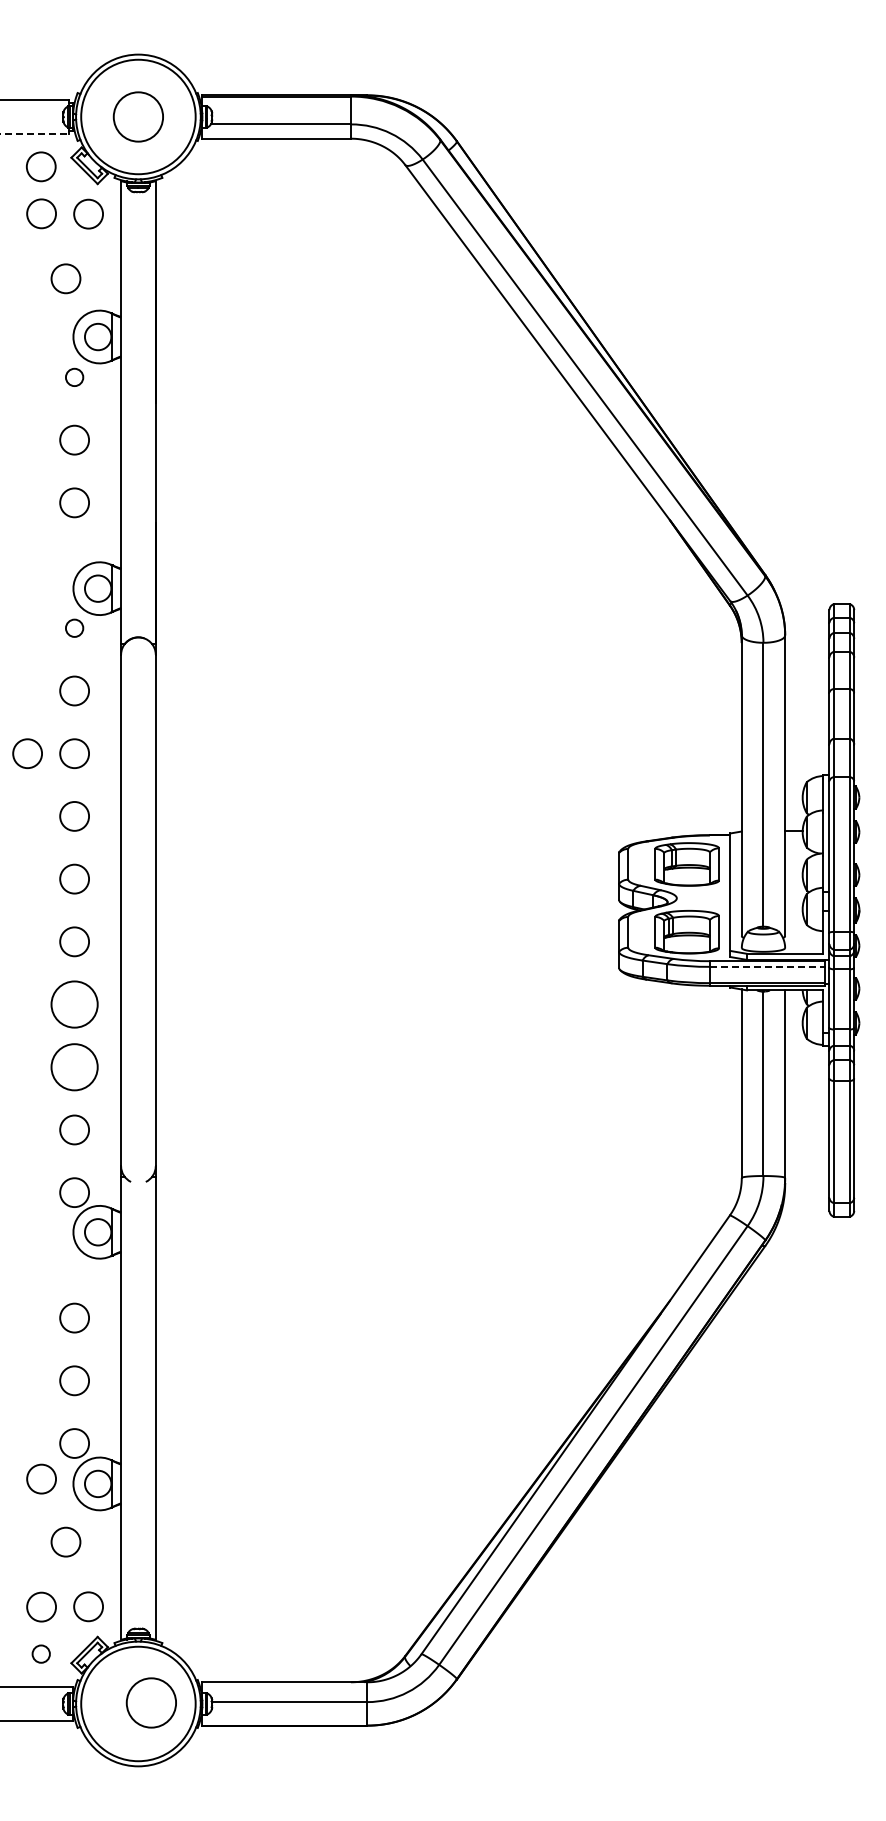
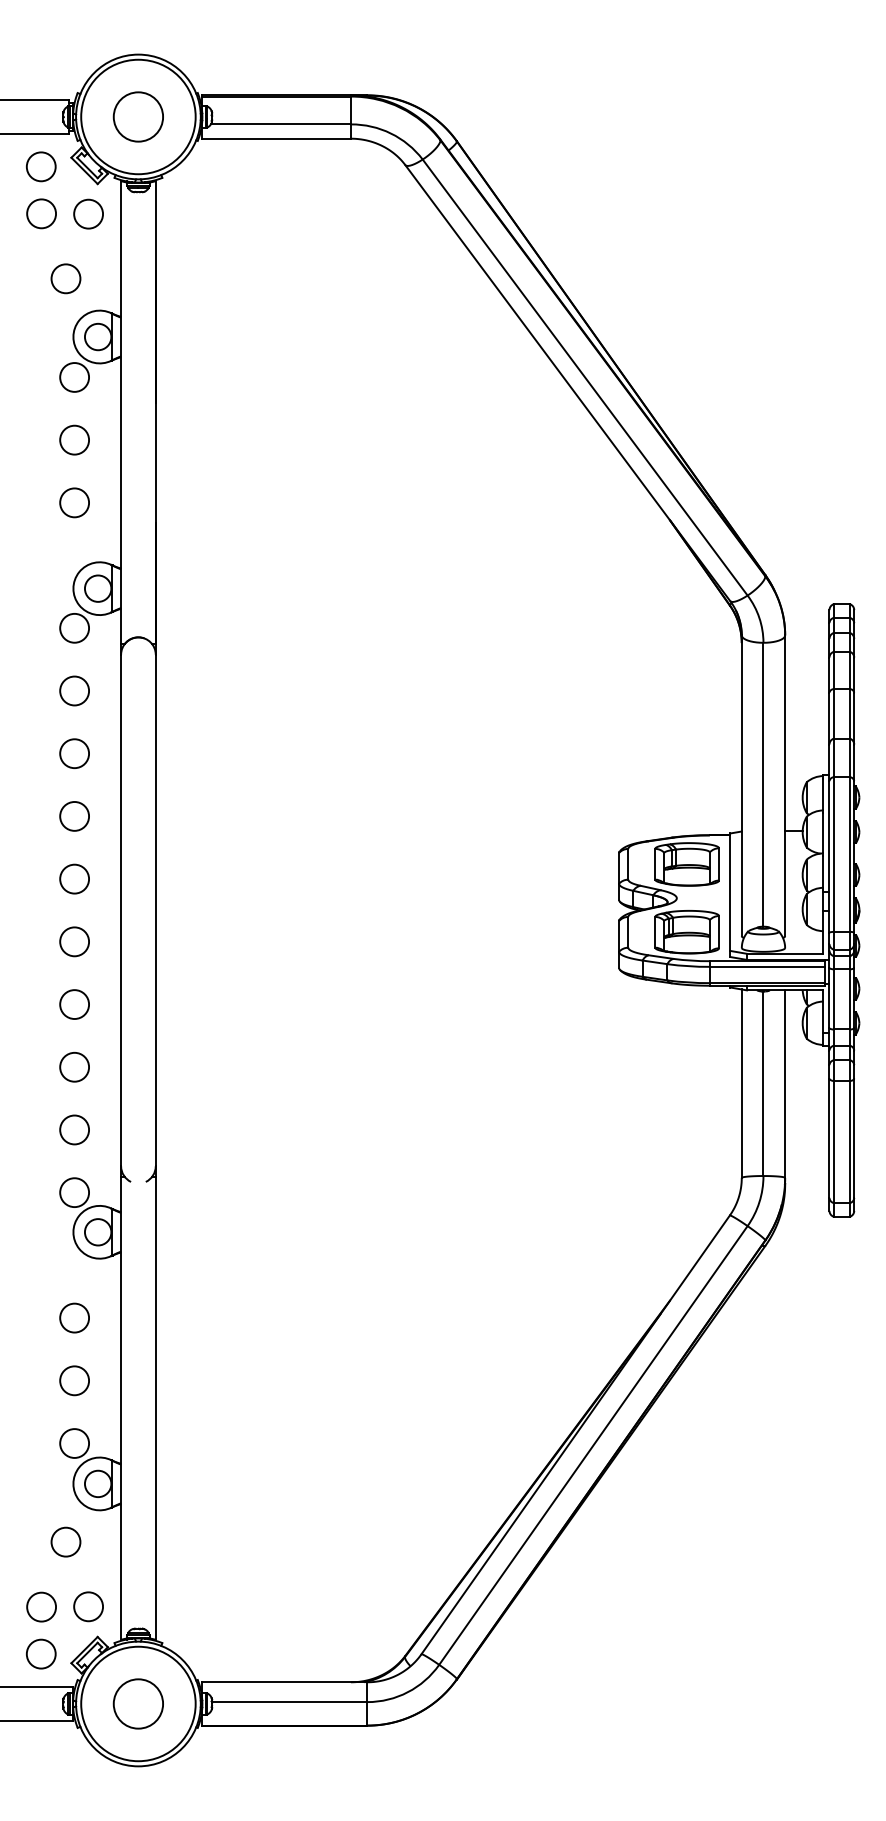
line: dashed -> solid (35, 134)
circle diameter: 17 px -> 29 px (74, 377)
circle diameter: 17 px -> 29 px (74, 627)
circle: present -> none (27, 753)
line: dashed -> solid (767, 966)
circle diameter: 46 px -> 29 px (74, 1004)
circle diameter: 46 px -> 29 px (74, 1066)
circle: present -> none (41, 1478)
circle diameter: 17 px -> 29 px (40, 1653)
circle position: (150, 1702) -> (137, 1703) (137, 1703)
